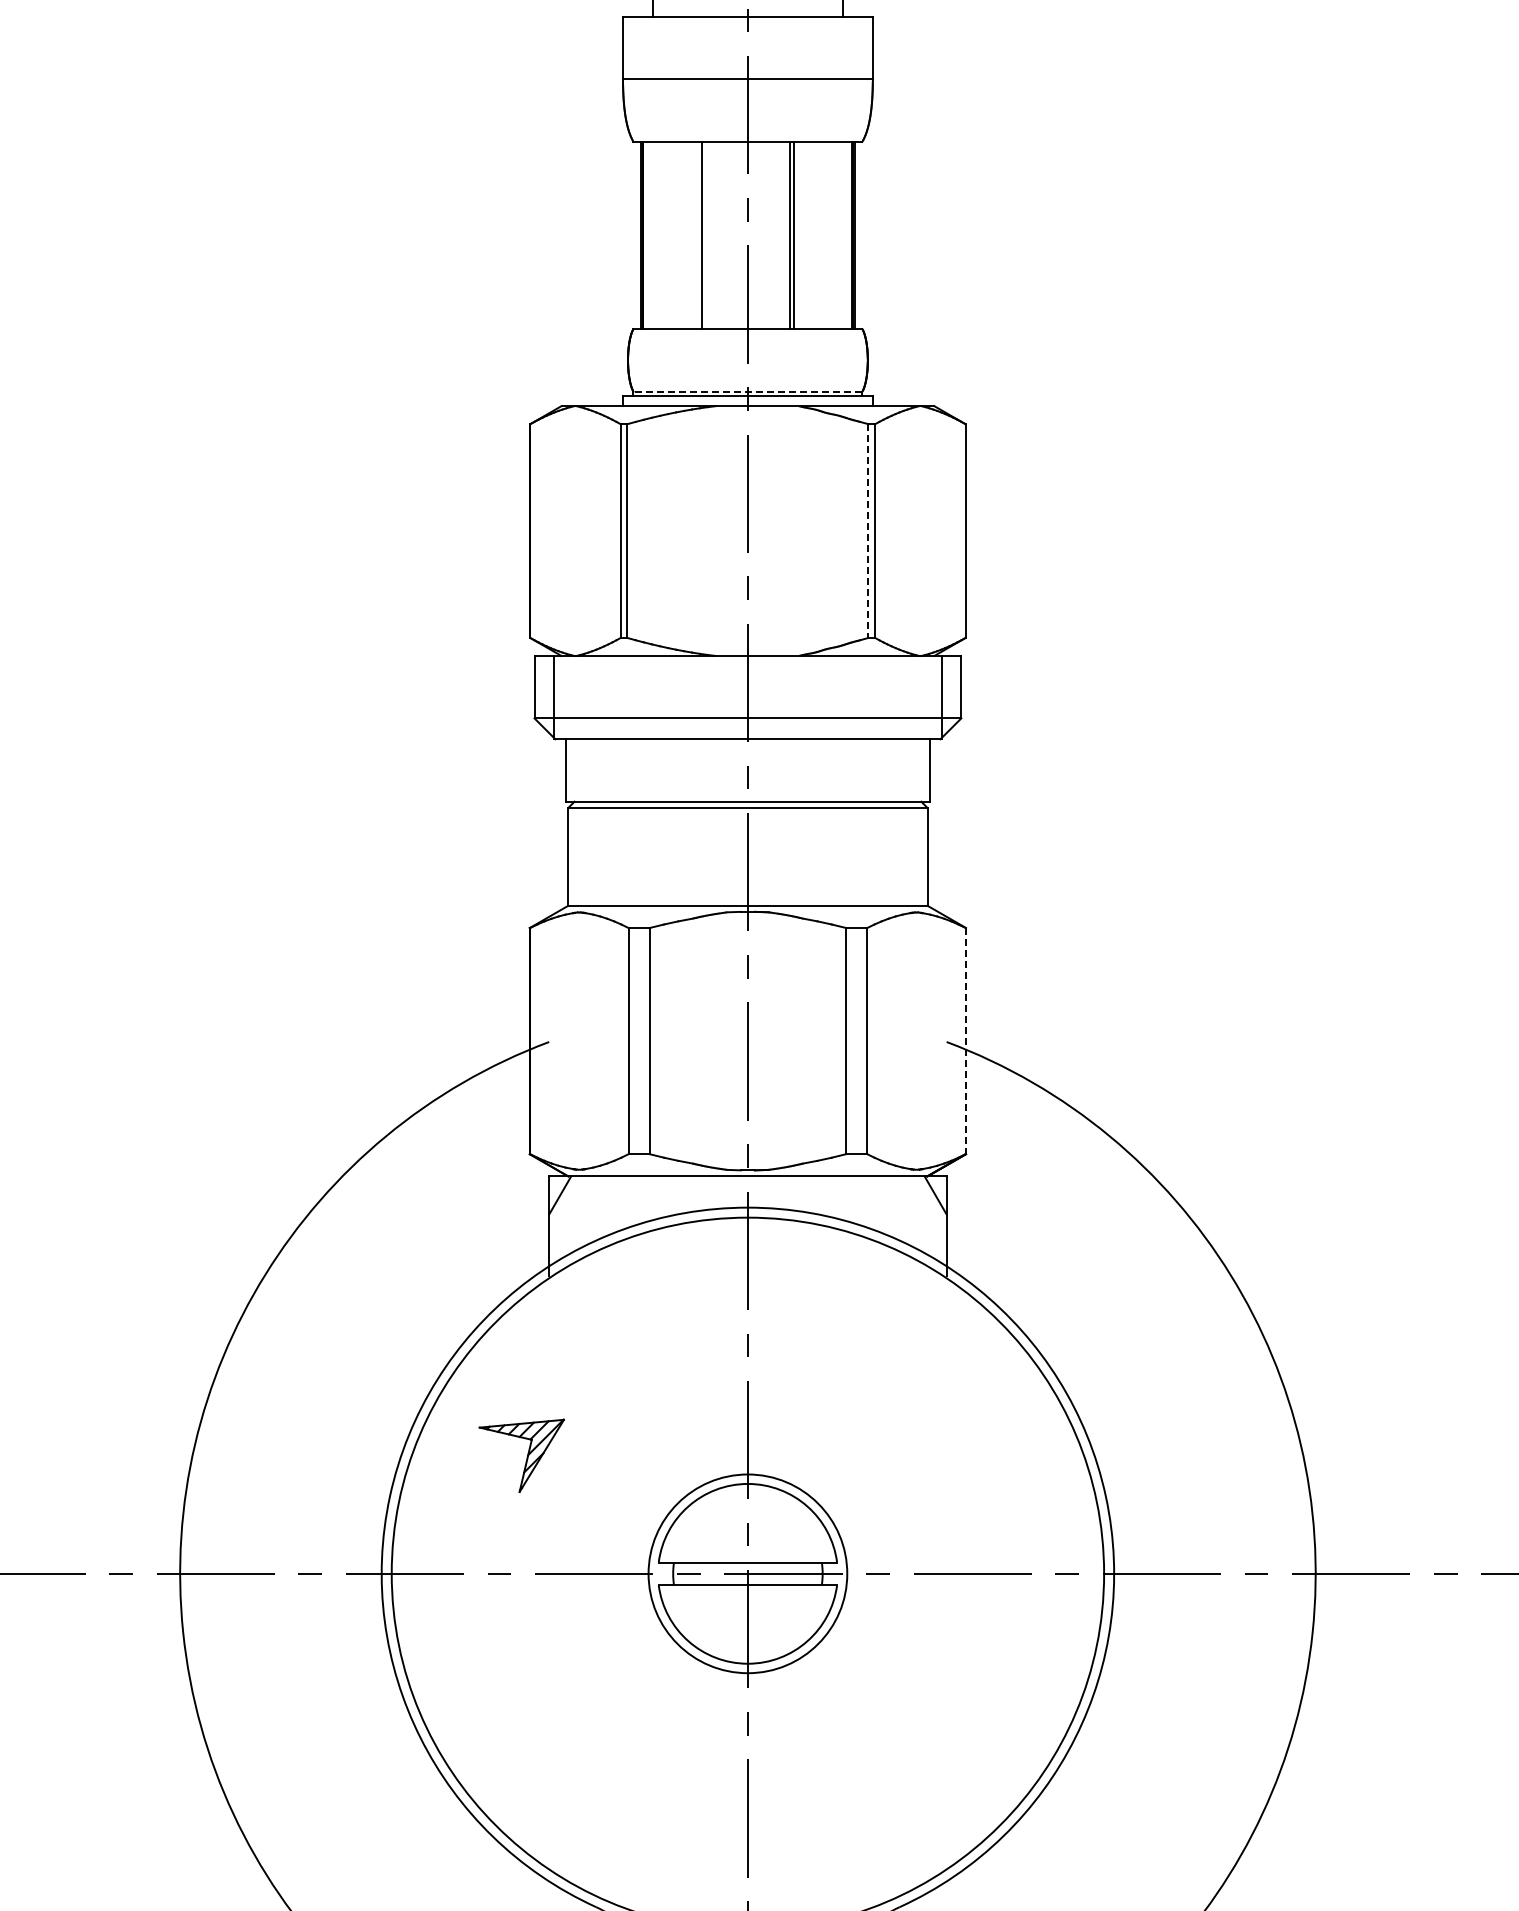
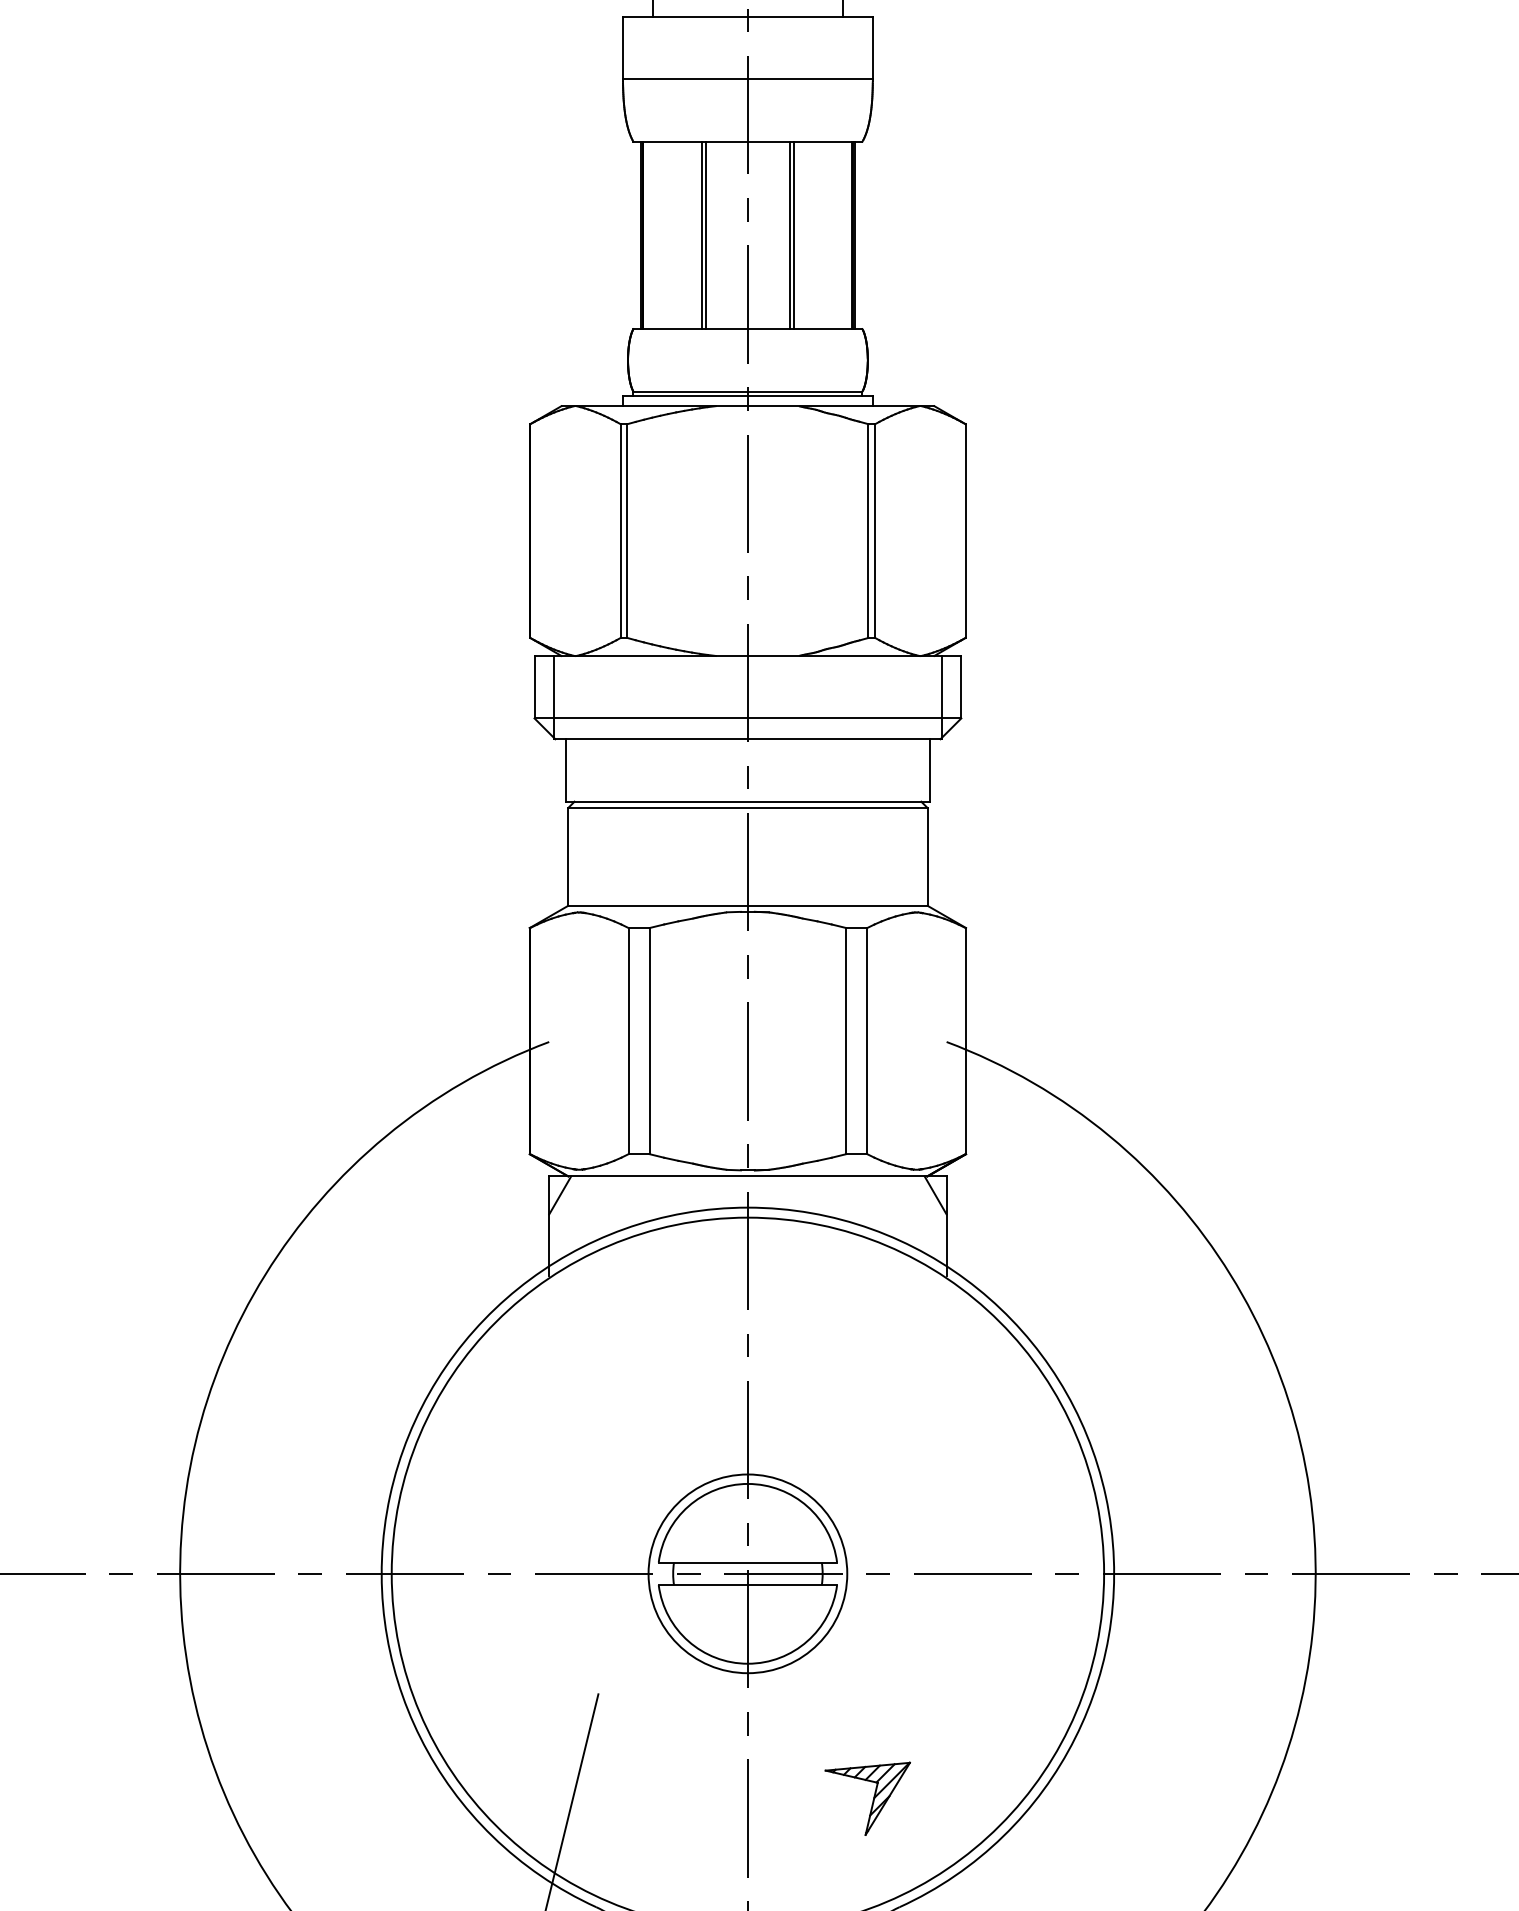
line: none -> present (706, 235)
line: dashed -> solid (747, 391)
line: dashed -> solid (868, 531)
line: dashed -> solid (965, 1041)
part position: (521, 1455) -> (867, 1798) (867, 1798)
line: none -> present (572, 1800)
